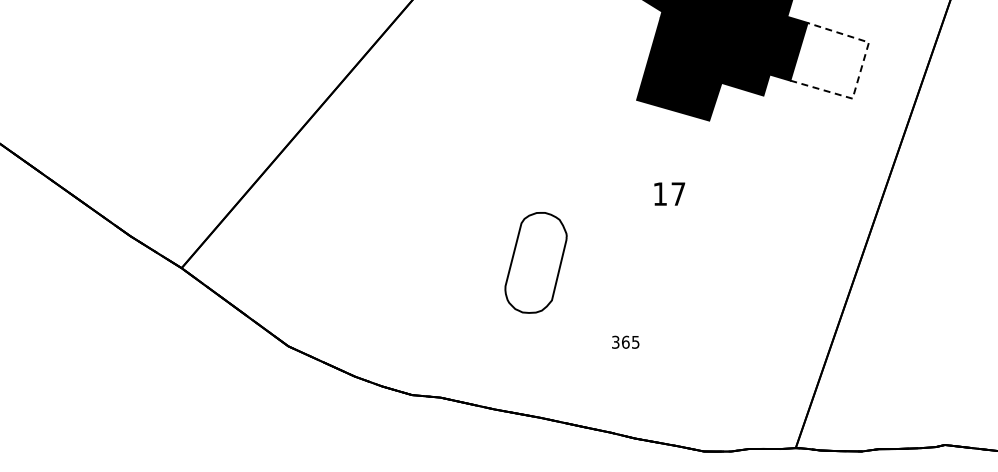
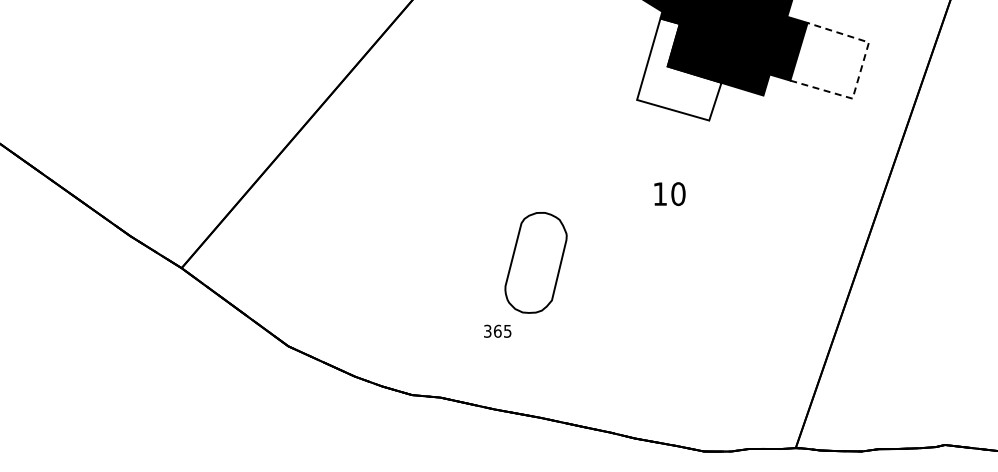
fill: present -> none (679, 69)
text: 17 -> 10 (678, 194)
text position: (625, 341) -> (497, 330) (497, 330)
